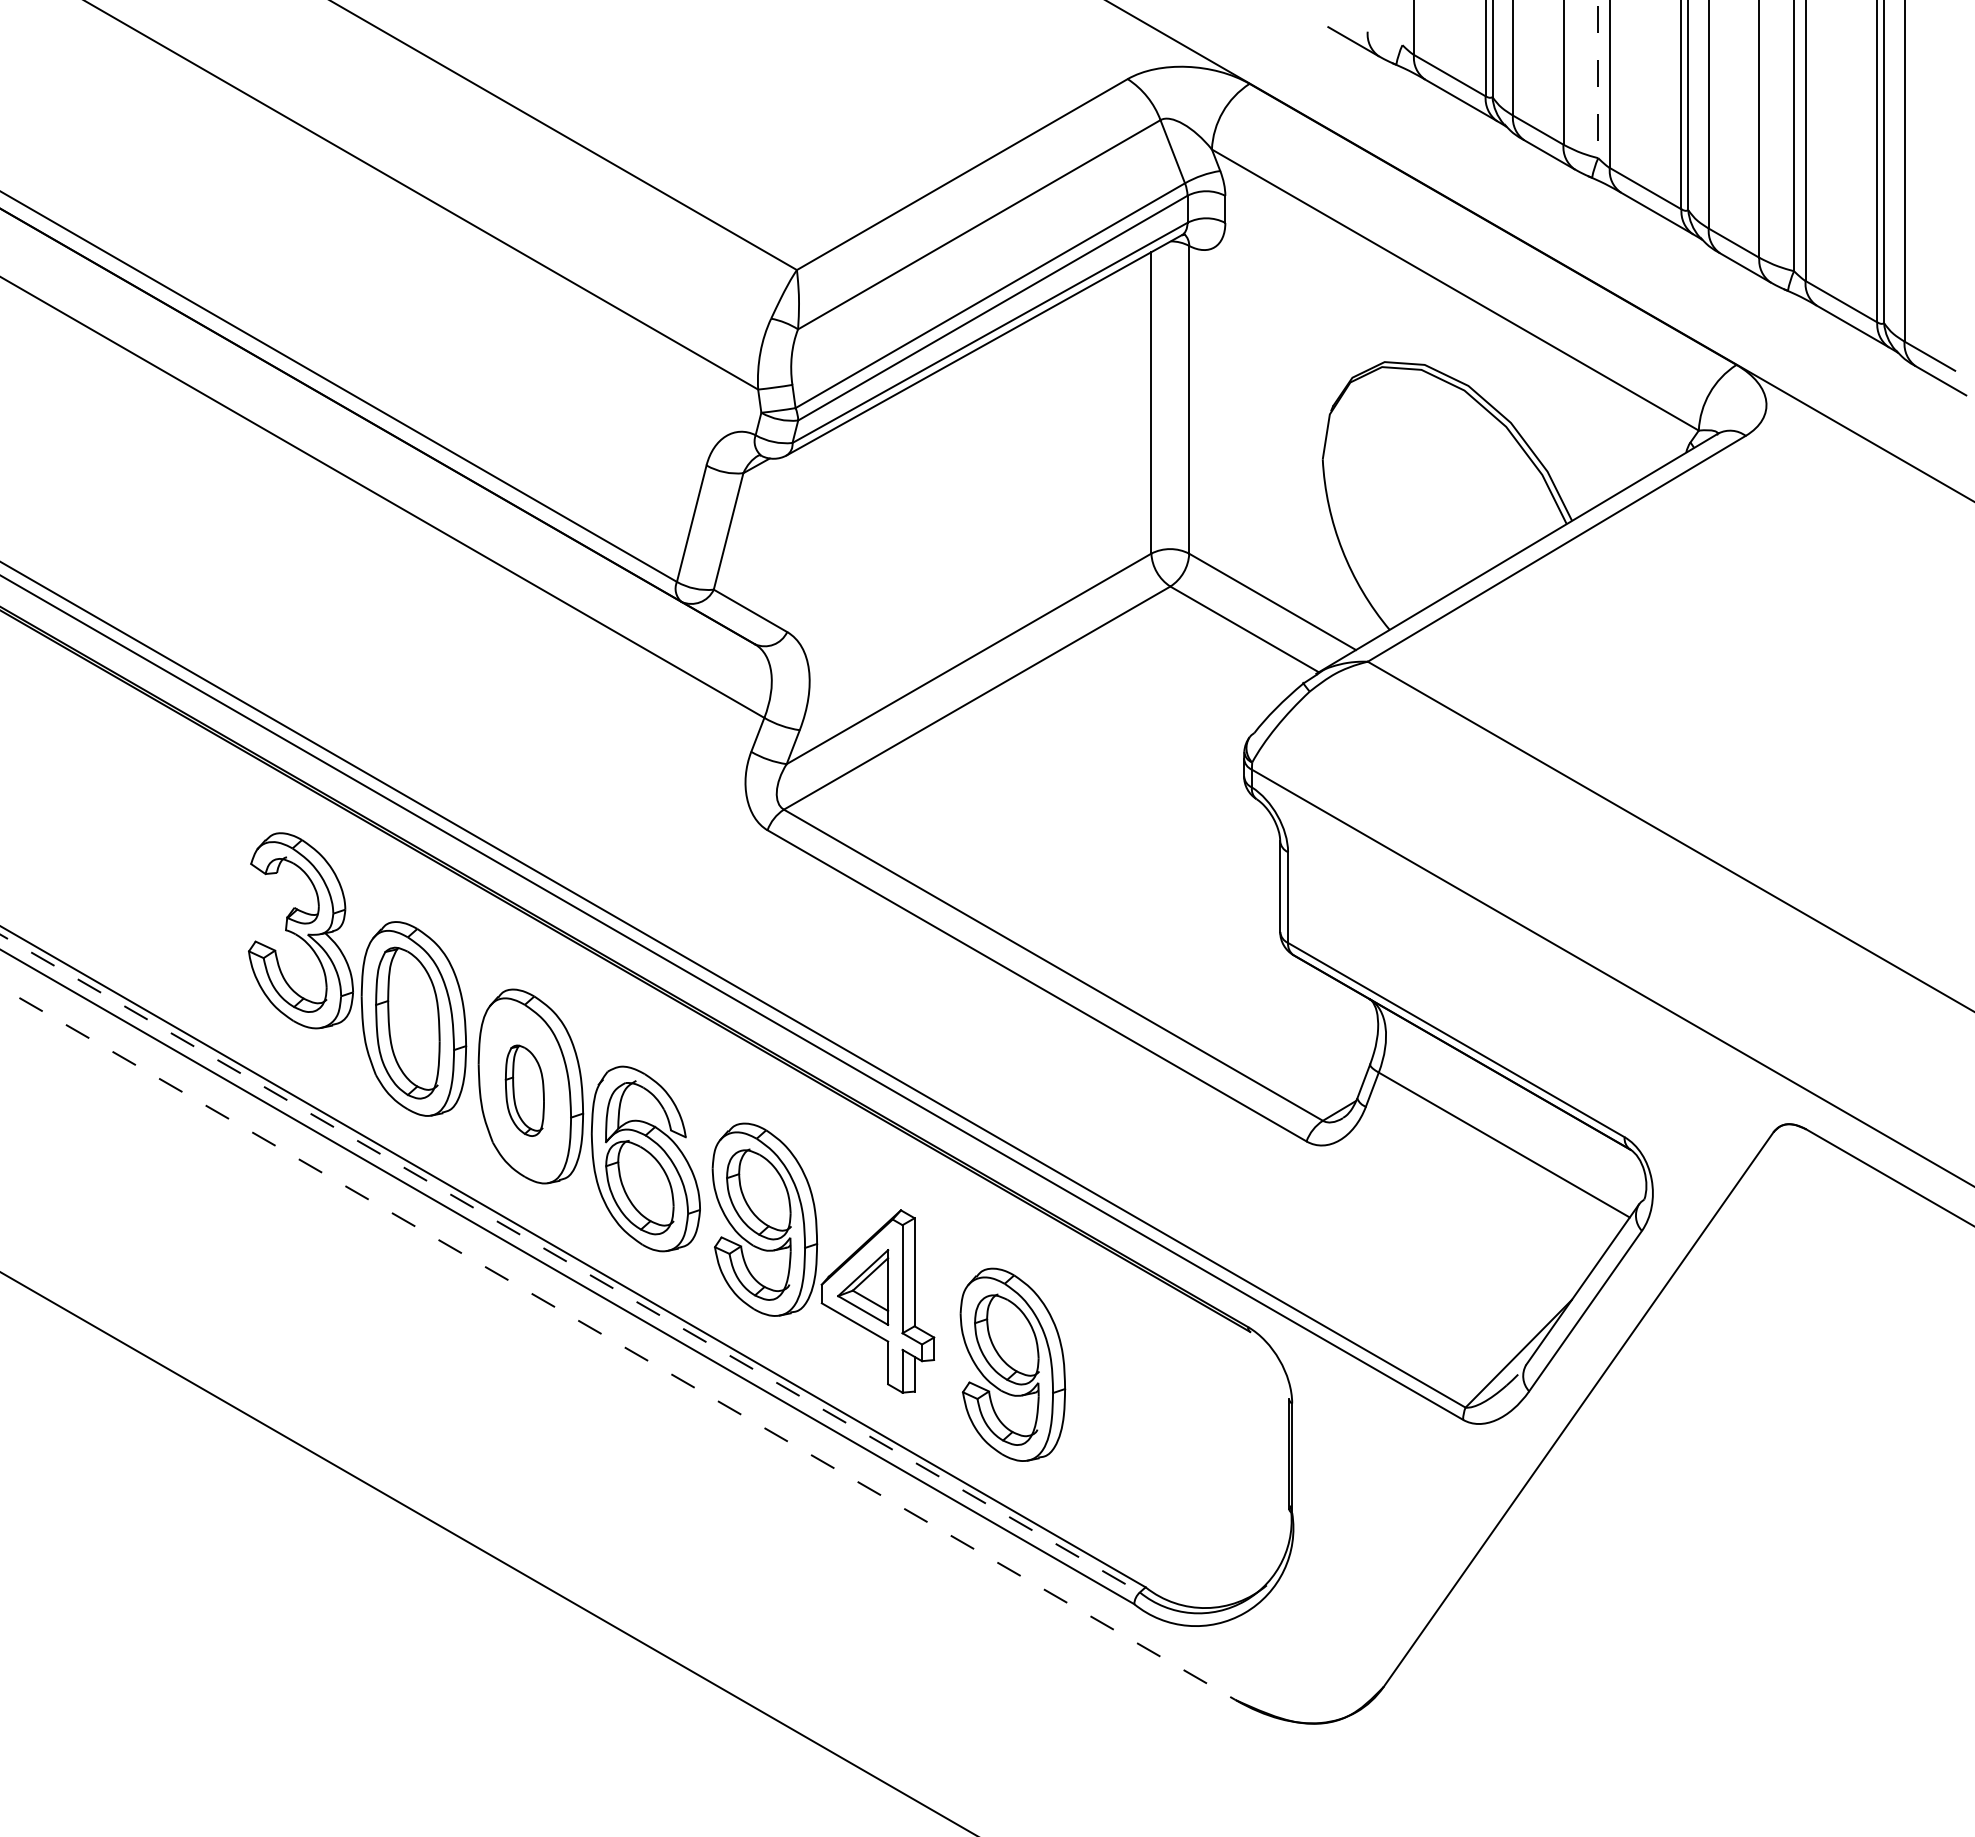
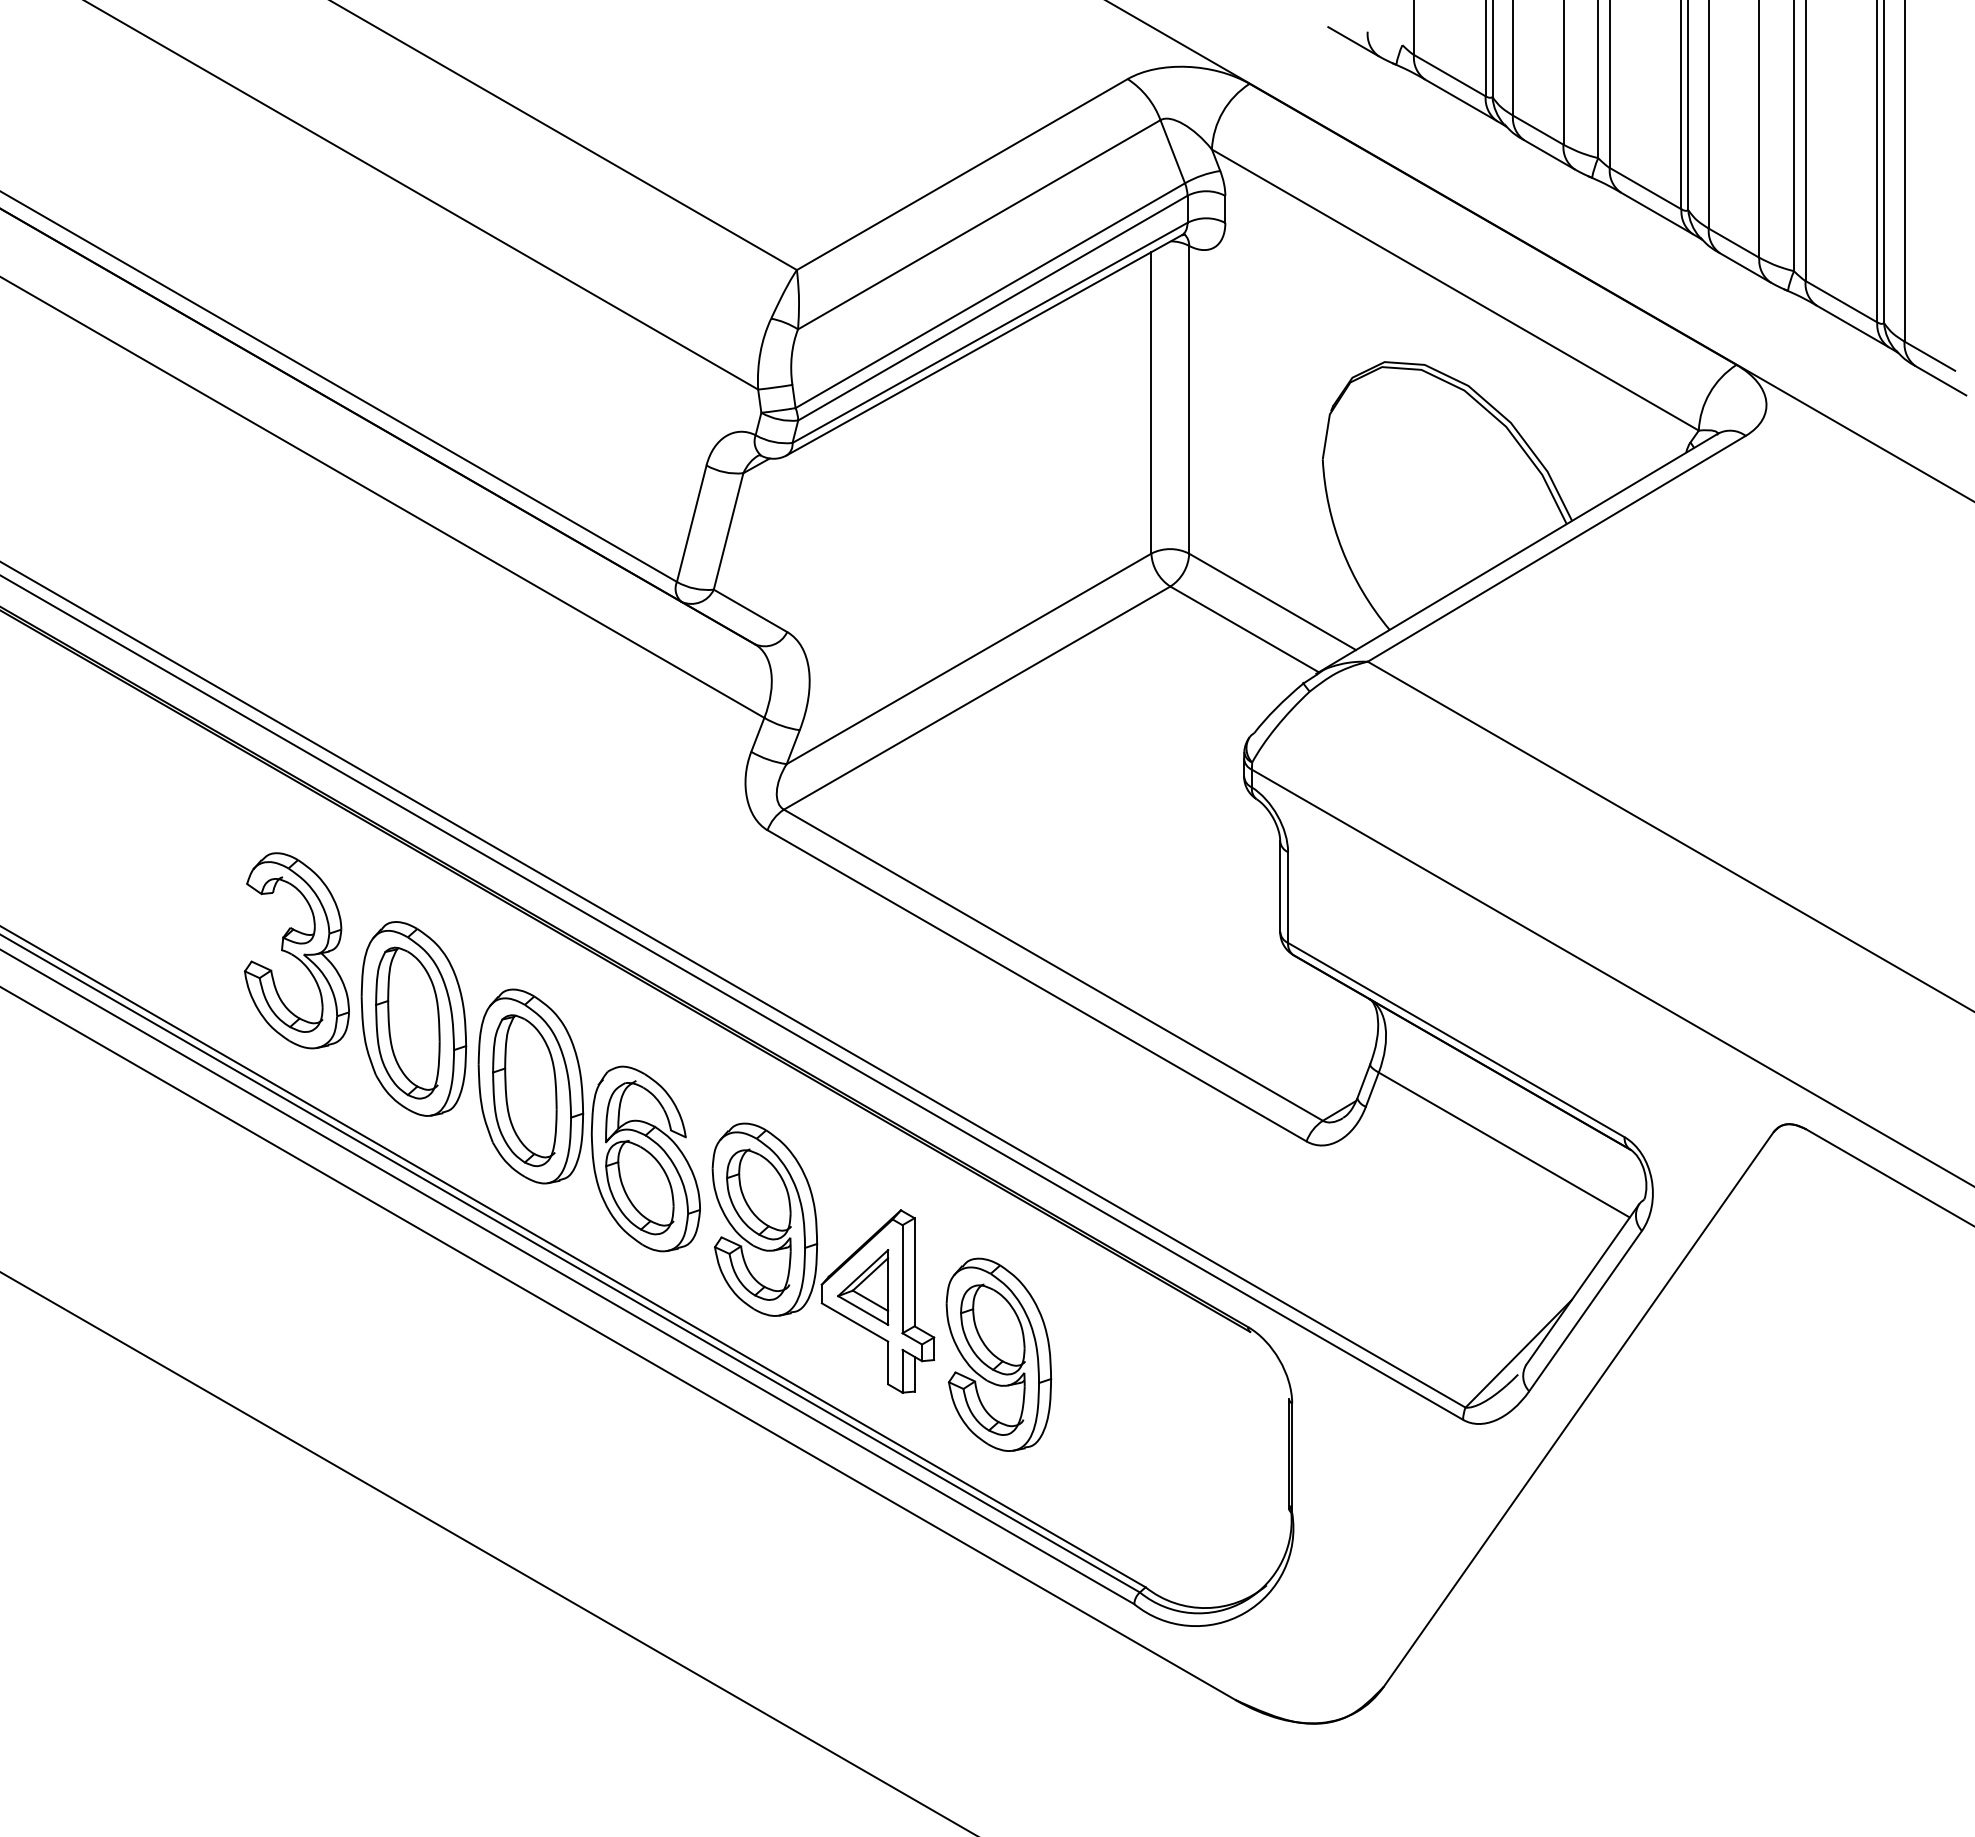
line: dashed -> solid (1598, 79)
part position: (300, 930) -> (296, 950) (296, 950)
part size: 41x93 px -> 66x154 px (524, 1090)
line: dashed -> solid (570, 1263)
line: dashed -> solid (618, 1343)
part position: (1012, 1364) -> (998, 1354) (998, 1354)
